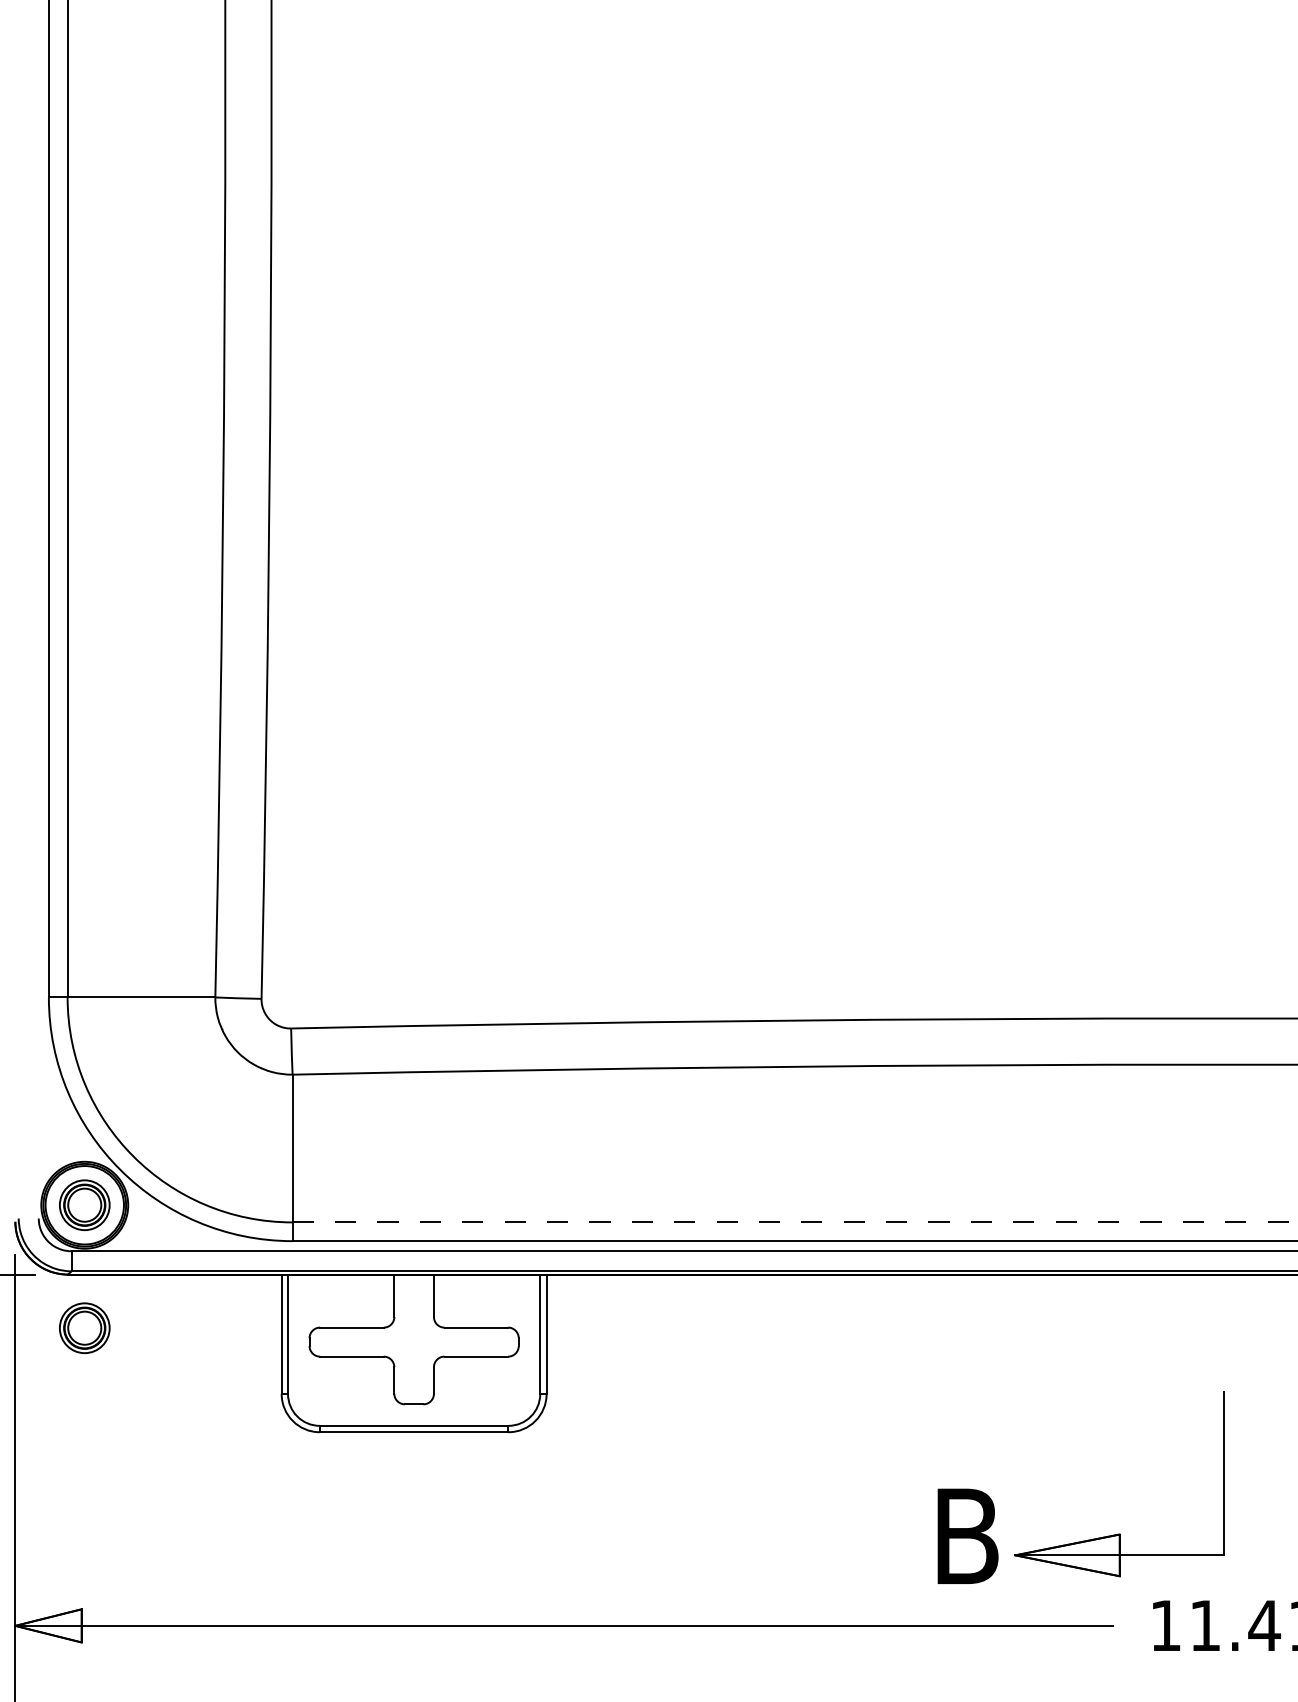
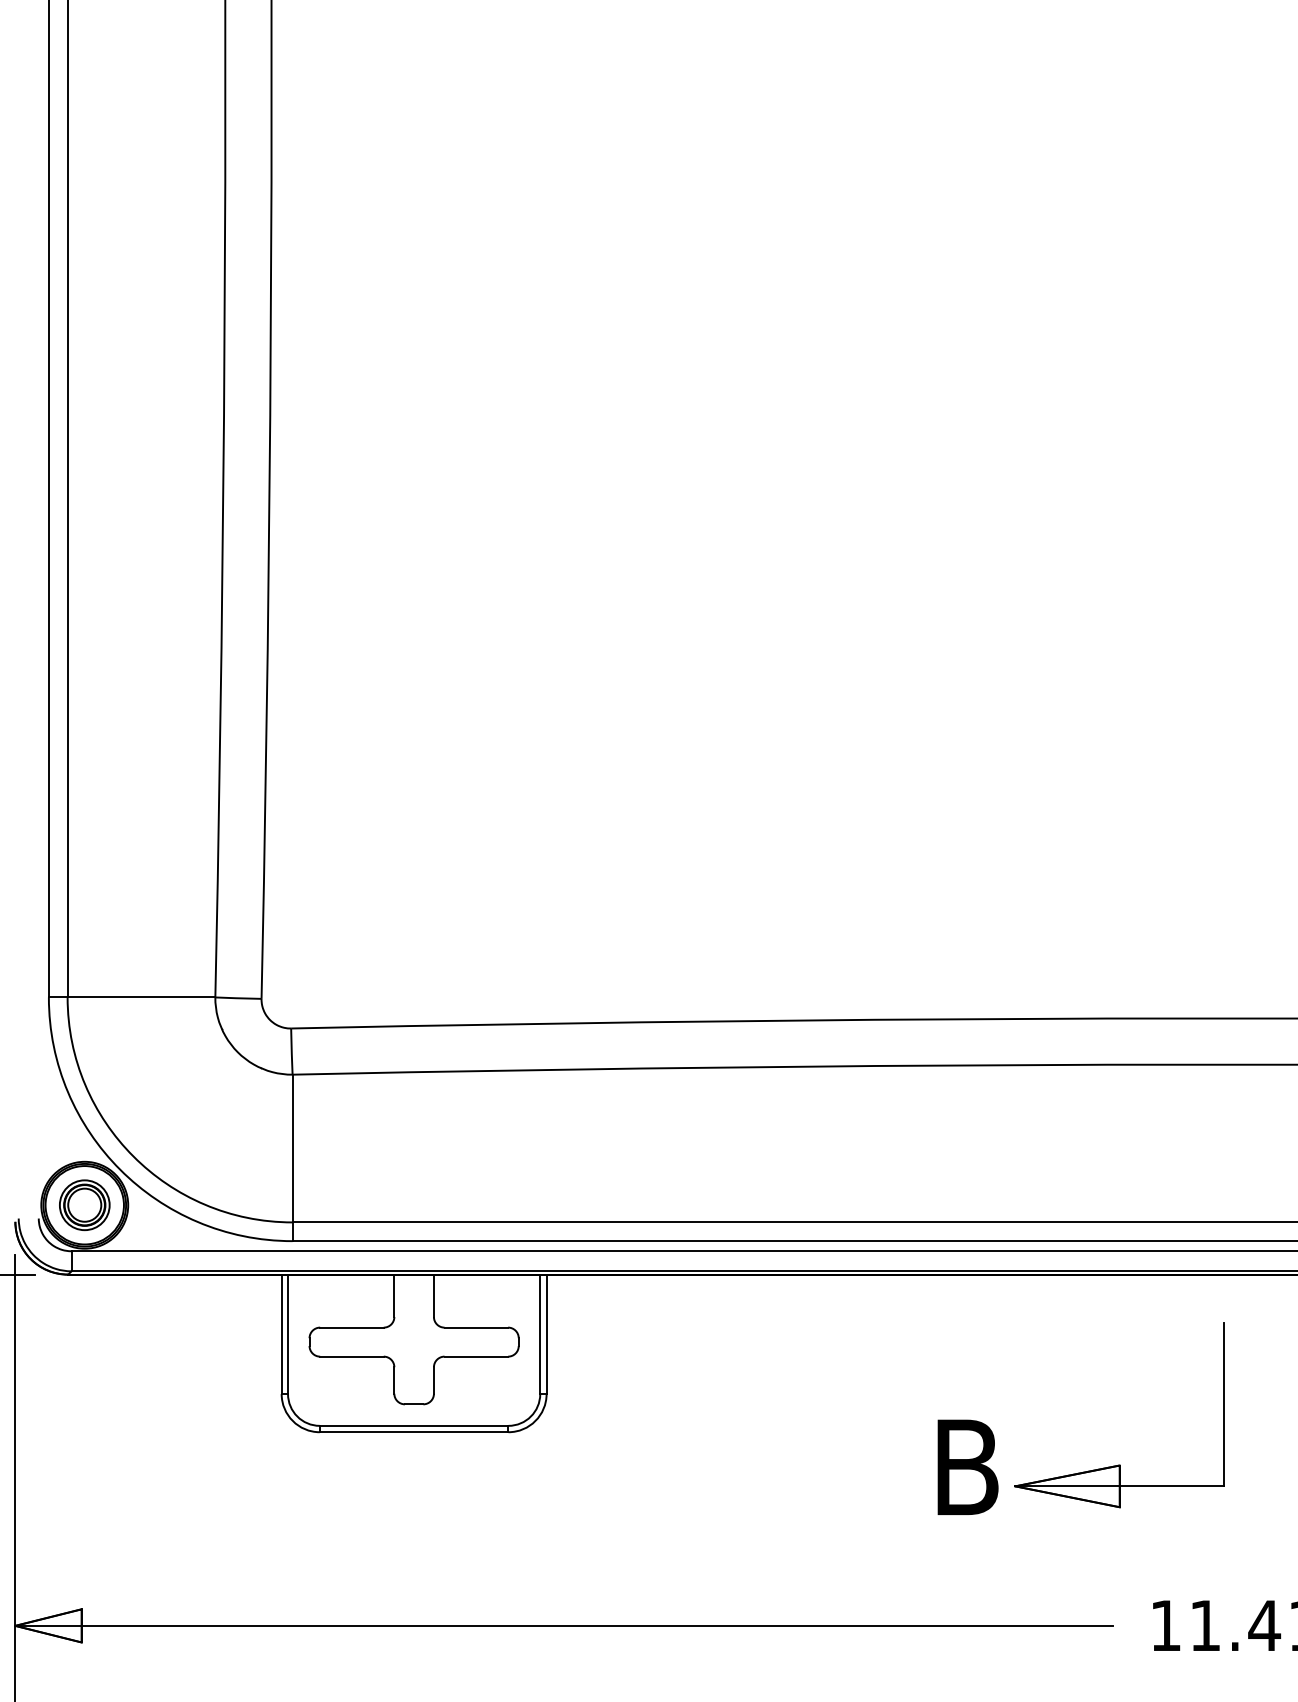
line: dashed -> solid (795, 1222)
part: present -> none (84, 1328)
part position: (1088, 1539) -> (1088, 1470) (1088, 1470)
